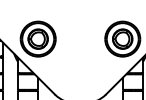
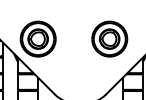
part position: (122, 38) -> (109, 38) (109, 38)
